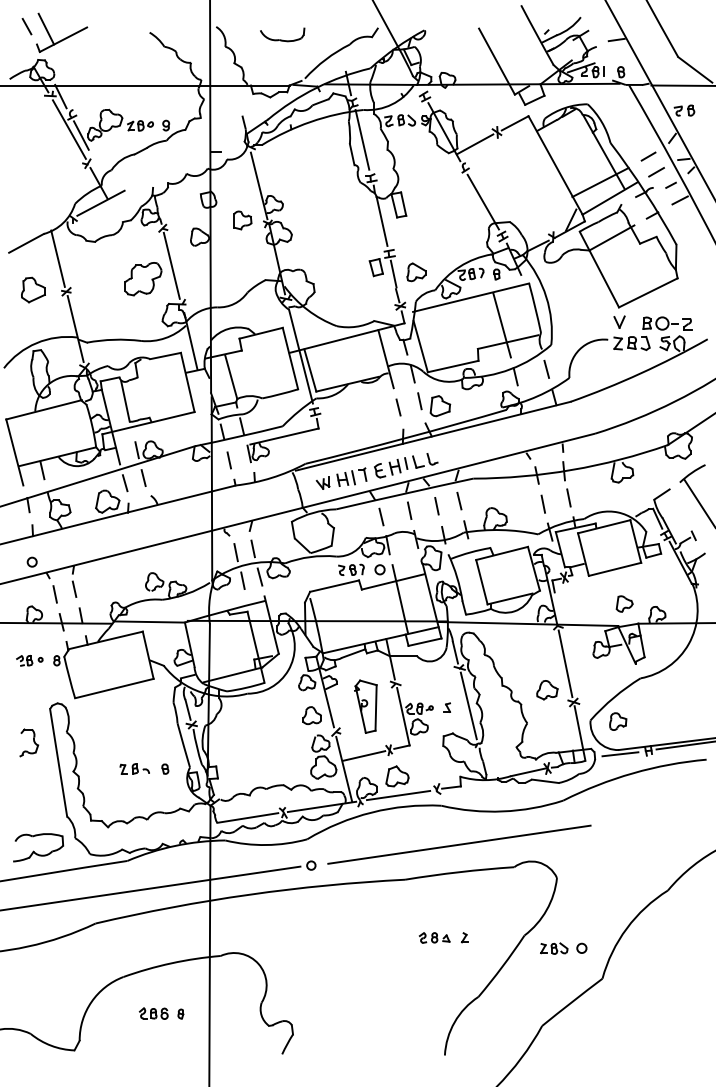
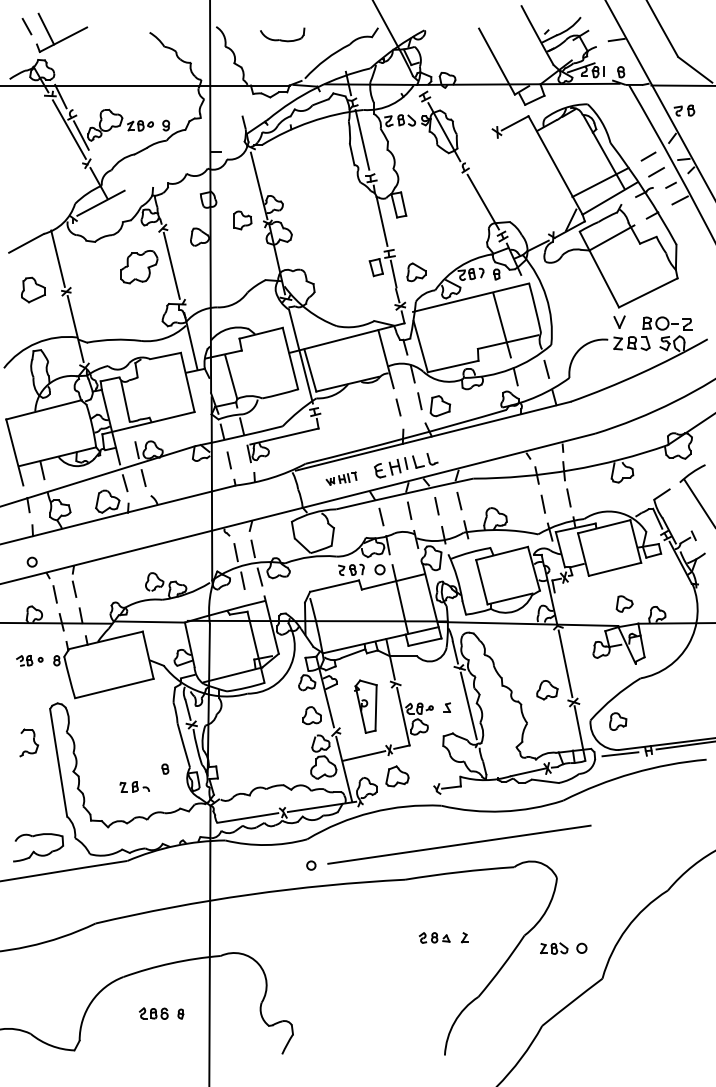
line: present -> none (474, 144)
part position: (143, 279) -> (139, 267) (139, 267)
part size: 53x23 px -> 33x15 px (341, 478)
part position: (134, 768) -> (134, 786) (134, 786)
line: present -> none (398, 795)
line: present -> none (151, 888)
